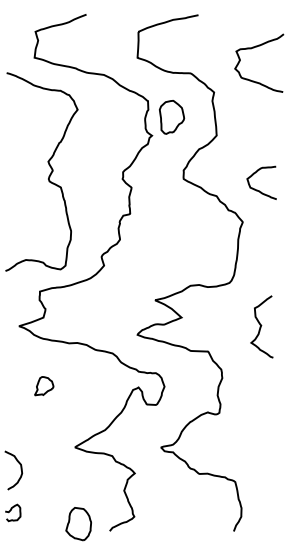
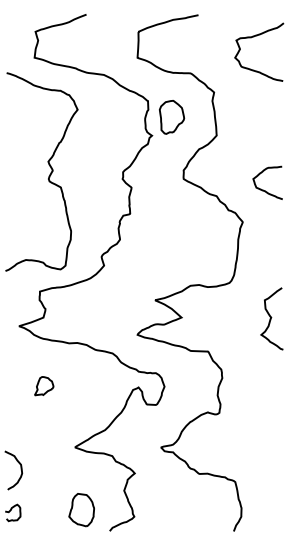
curve position: (254, 48) -> (254, 37) (254, 37)
curve position: (257, 189) -> (263, 189) (263, 189)
curve position: (261, 326) -> (271, 318) (271, 318)
part position: (78, 524) -> (81, 510) (81, 510)
